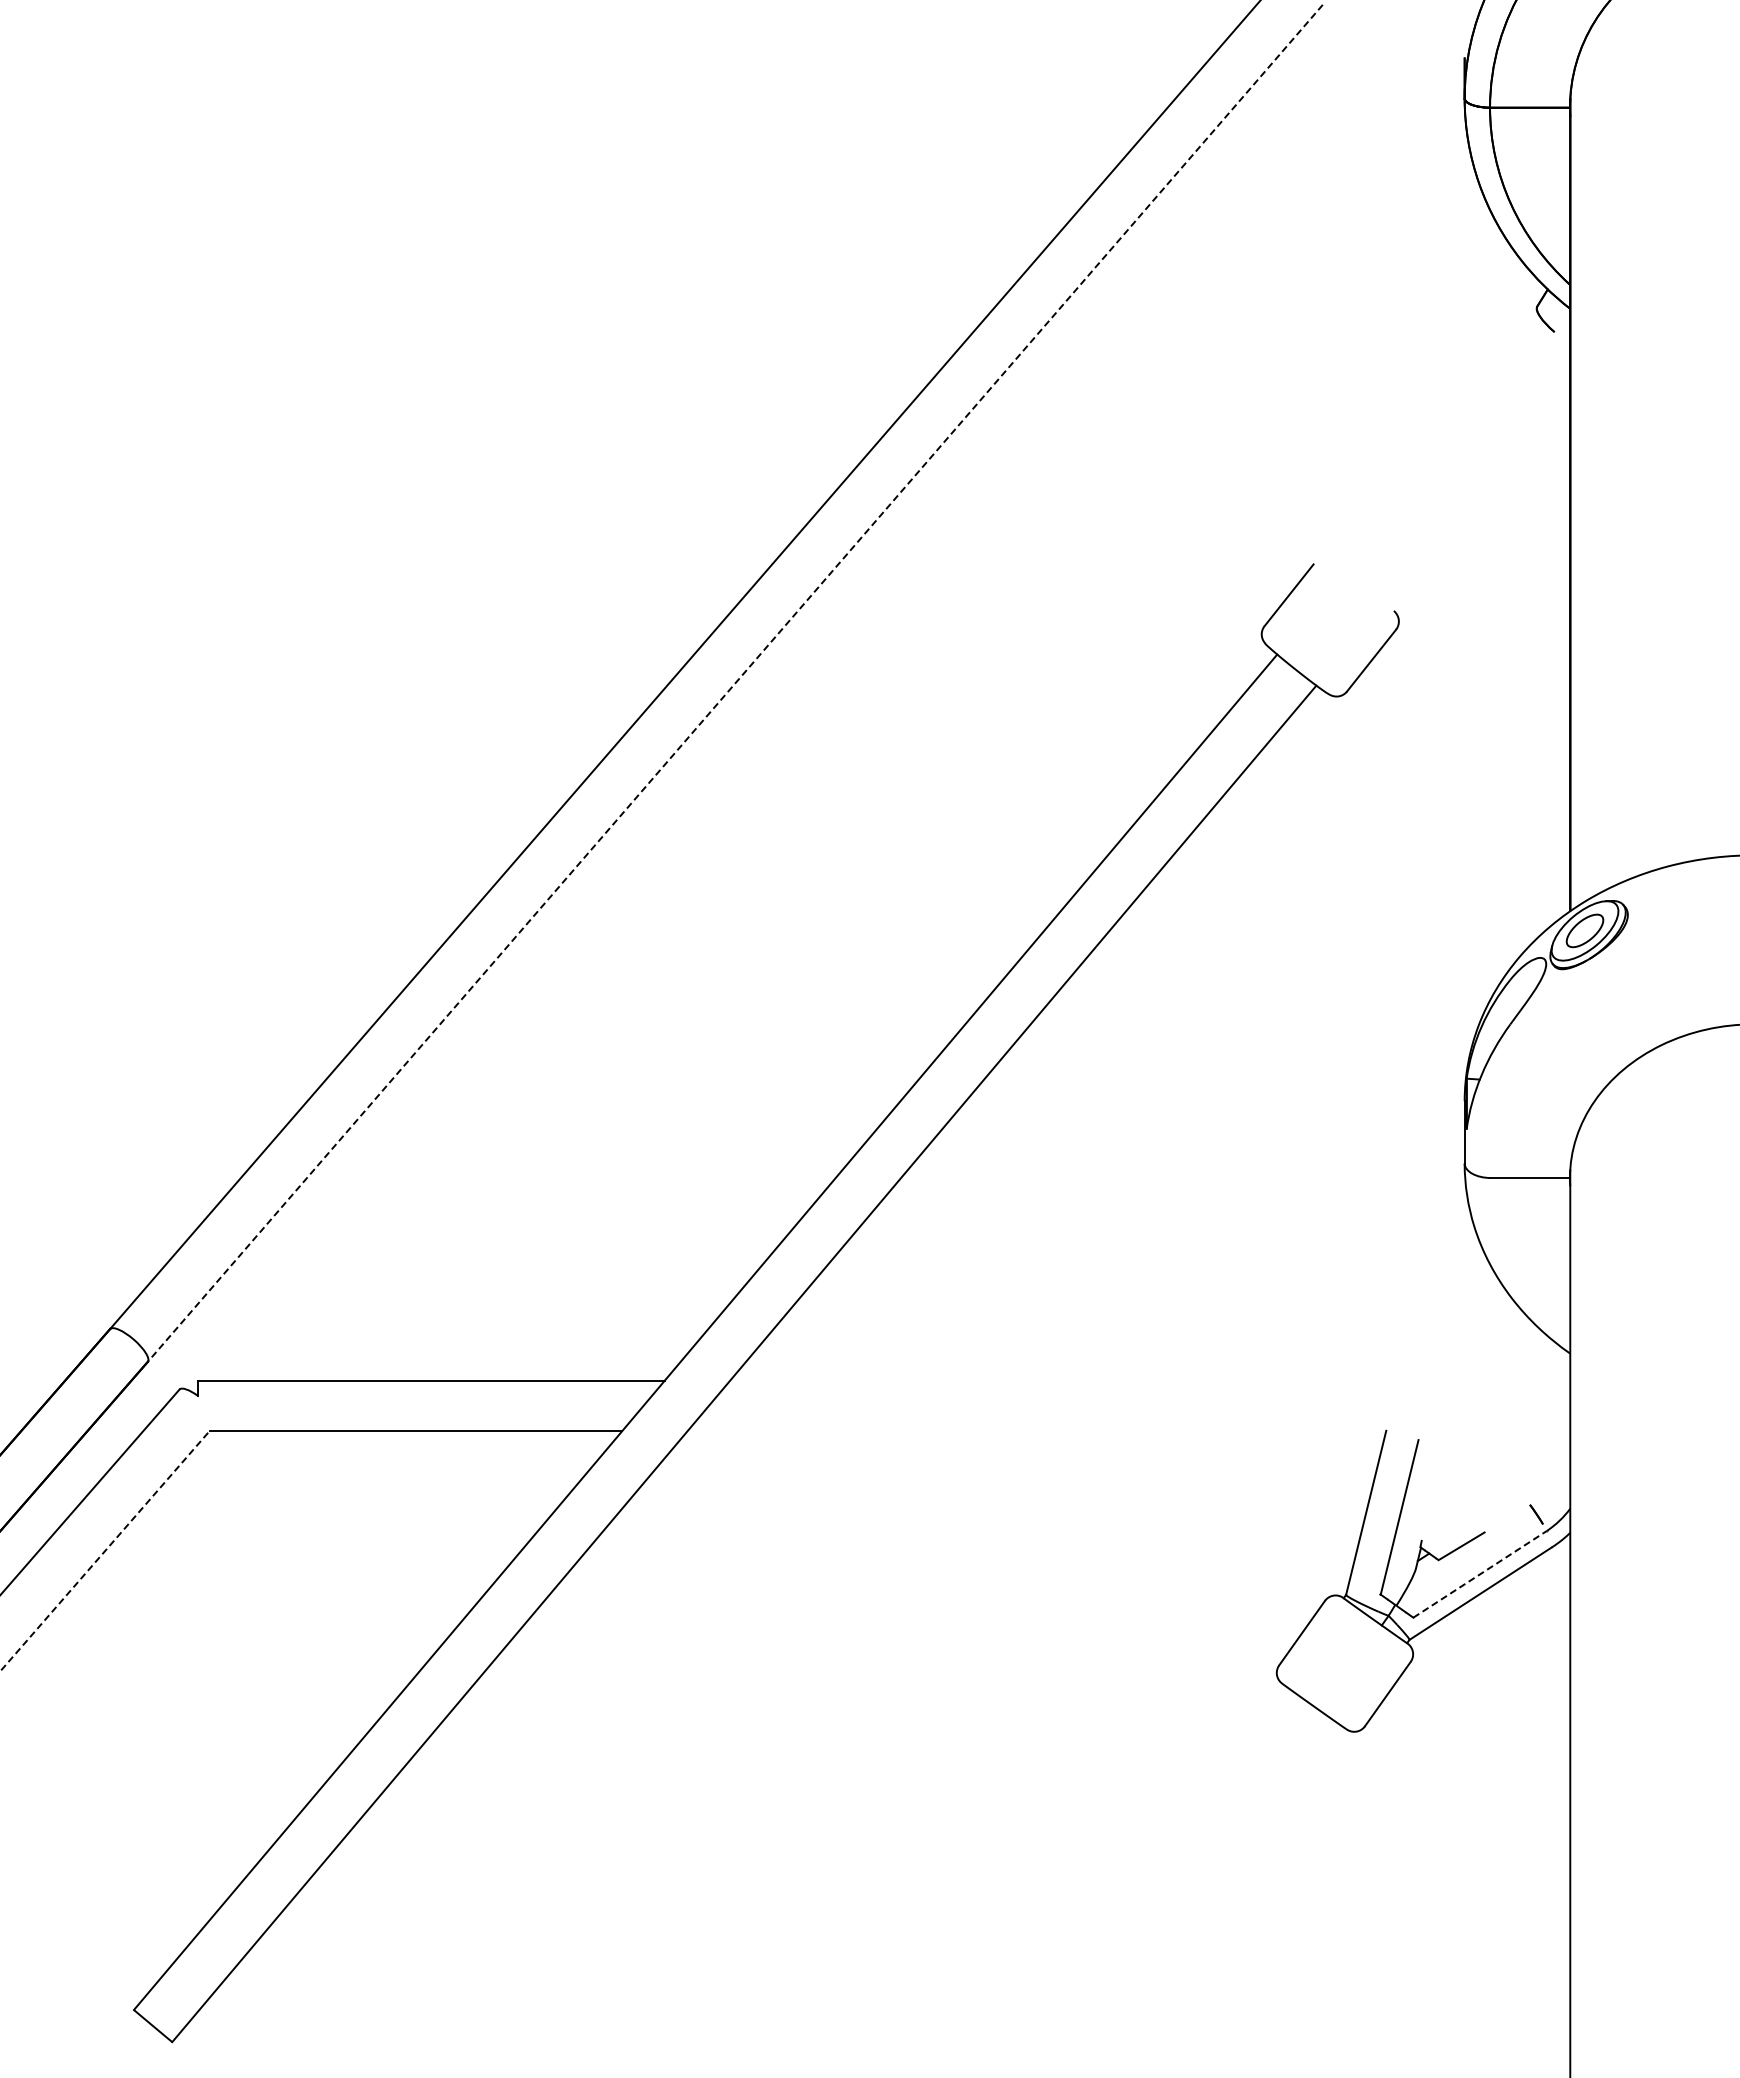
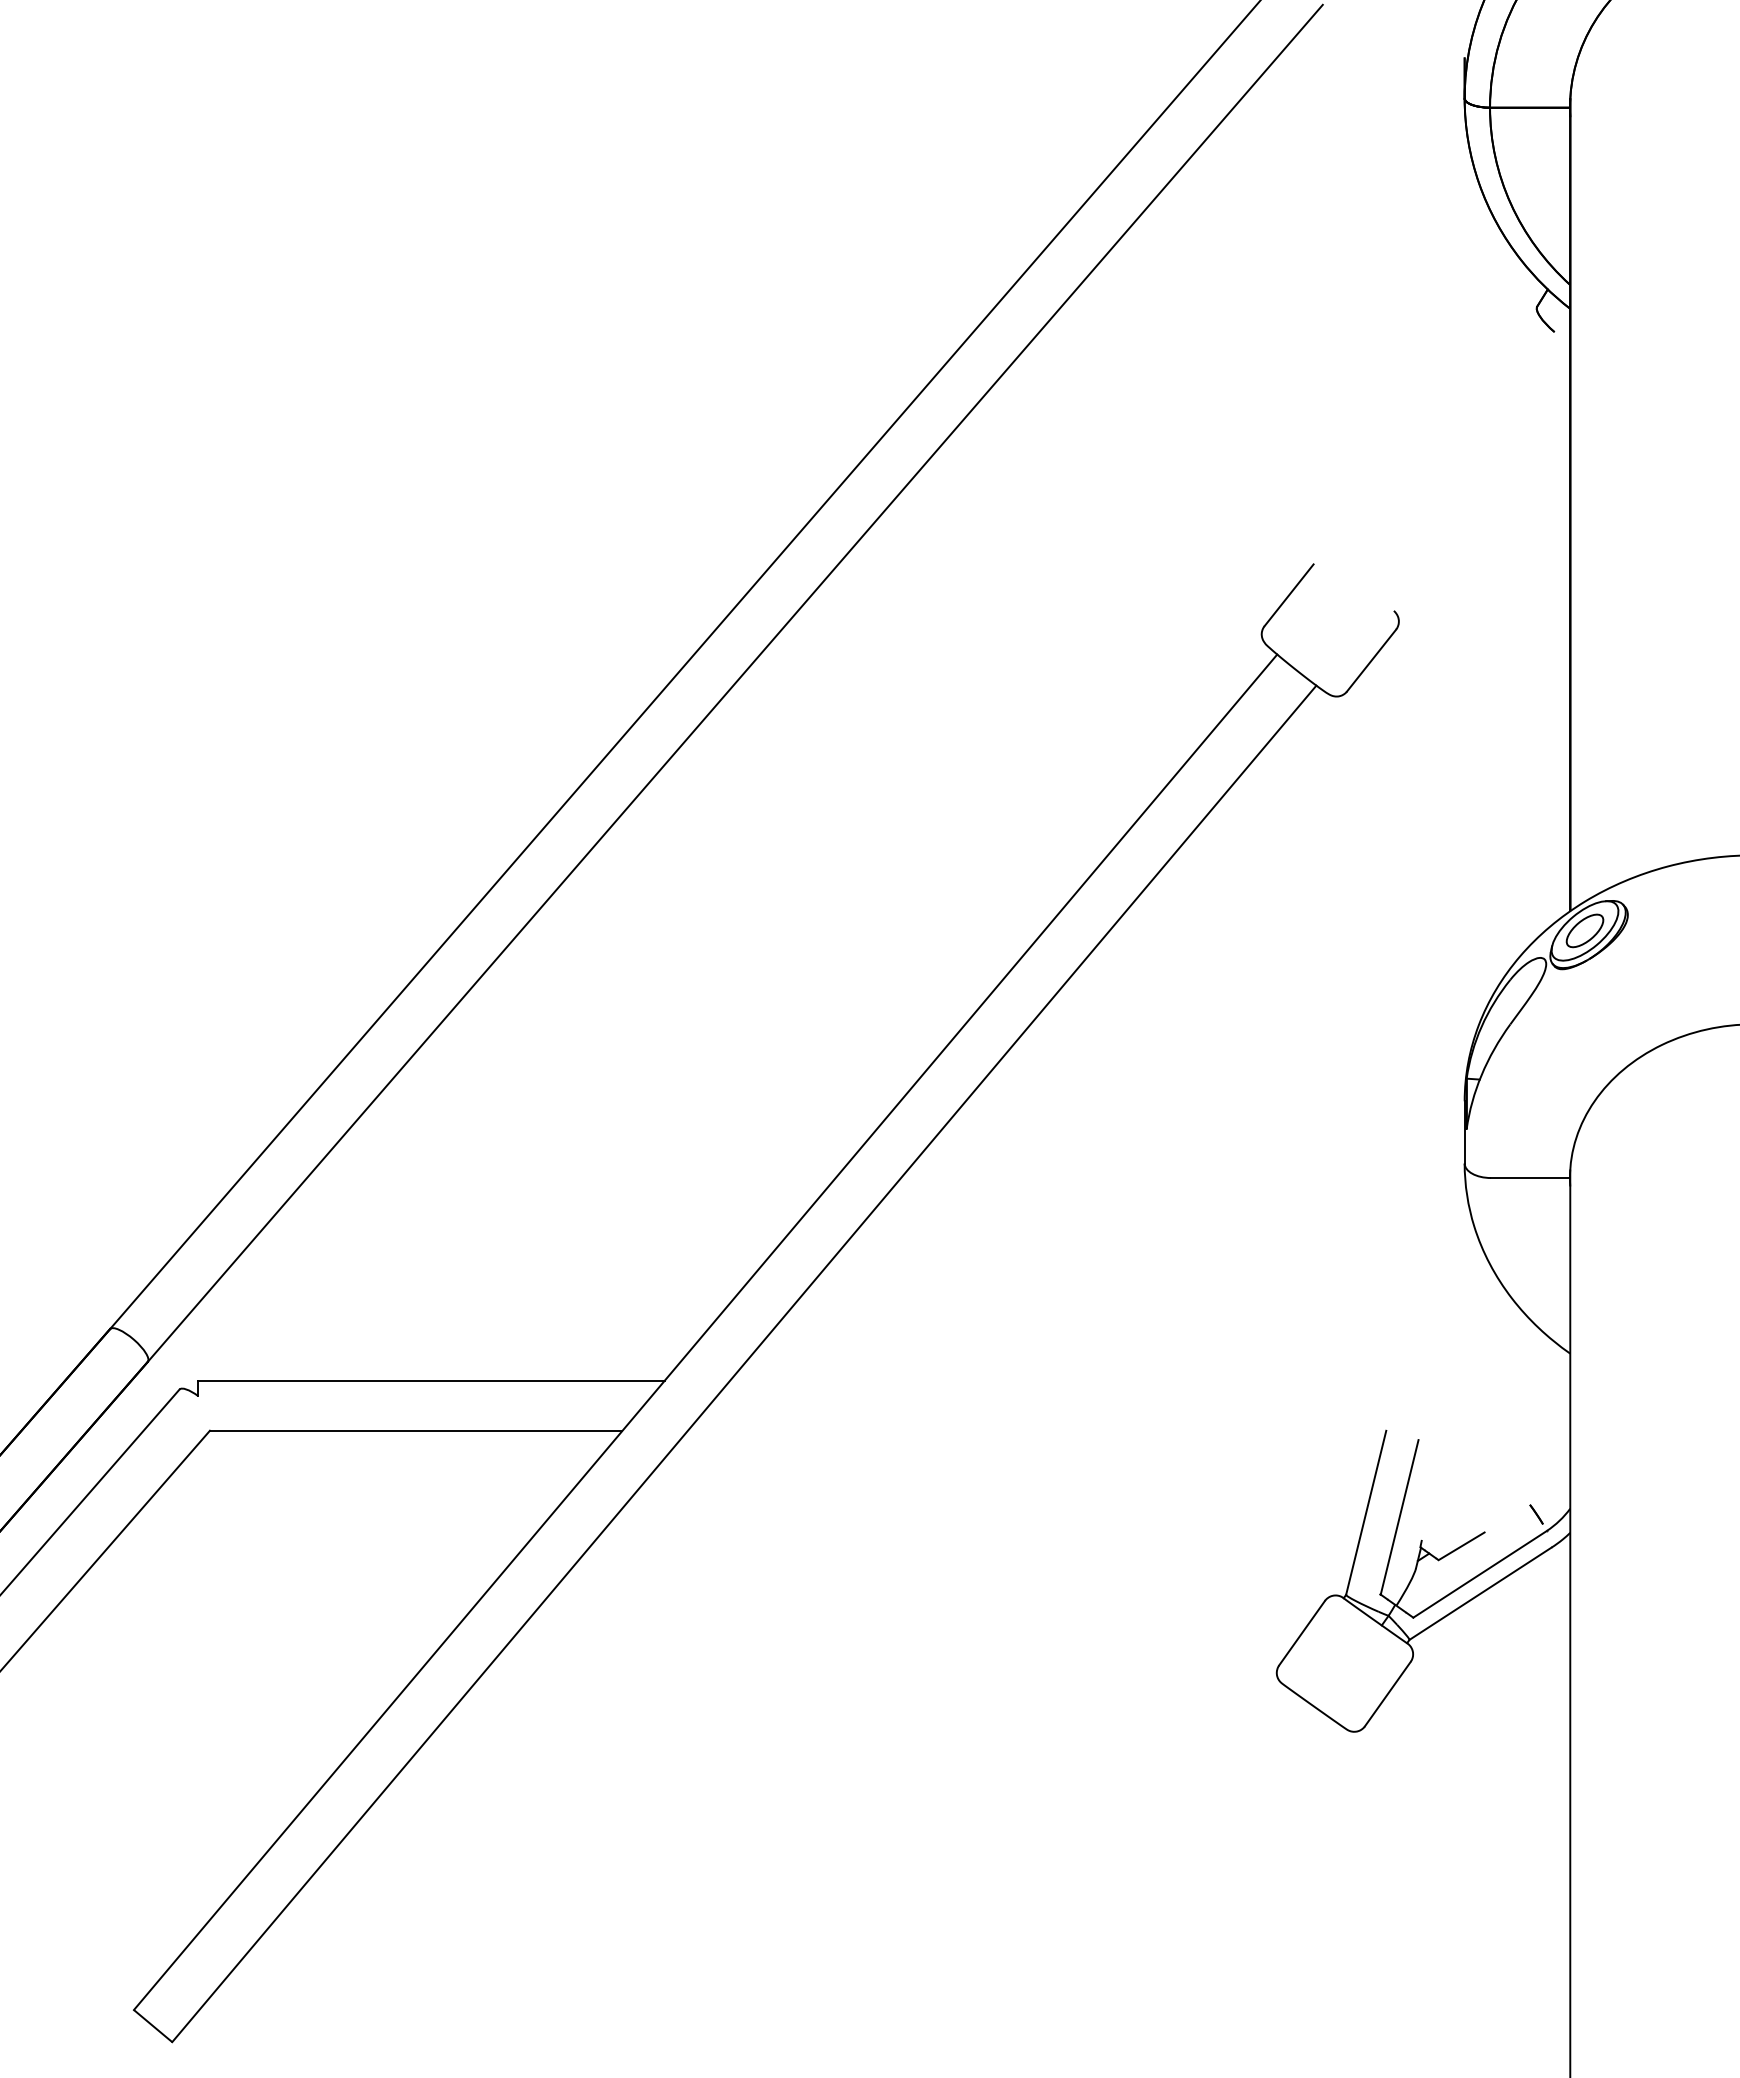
line: dashed -> solid (735, 683)
line: dashed -> solid (105, 1550)
line: dashed -> solid (1480, 1574)
